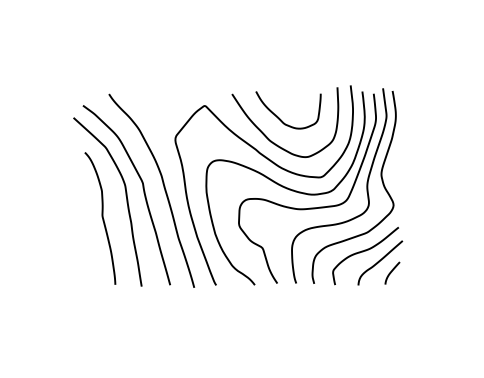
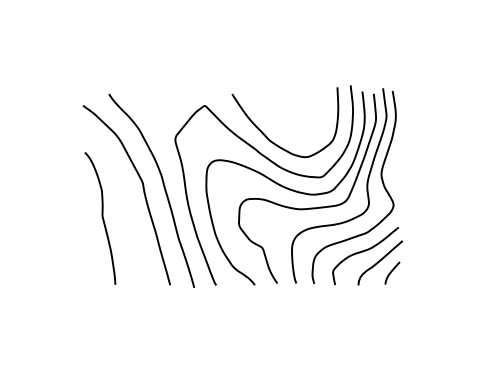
curve: present -> none (280, 118)
curve: present -> none (125, 196)
